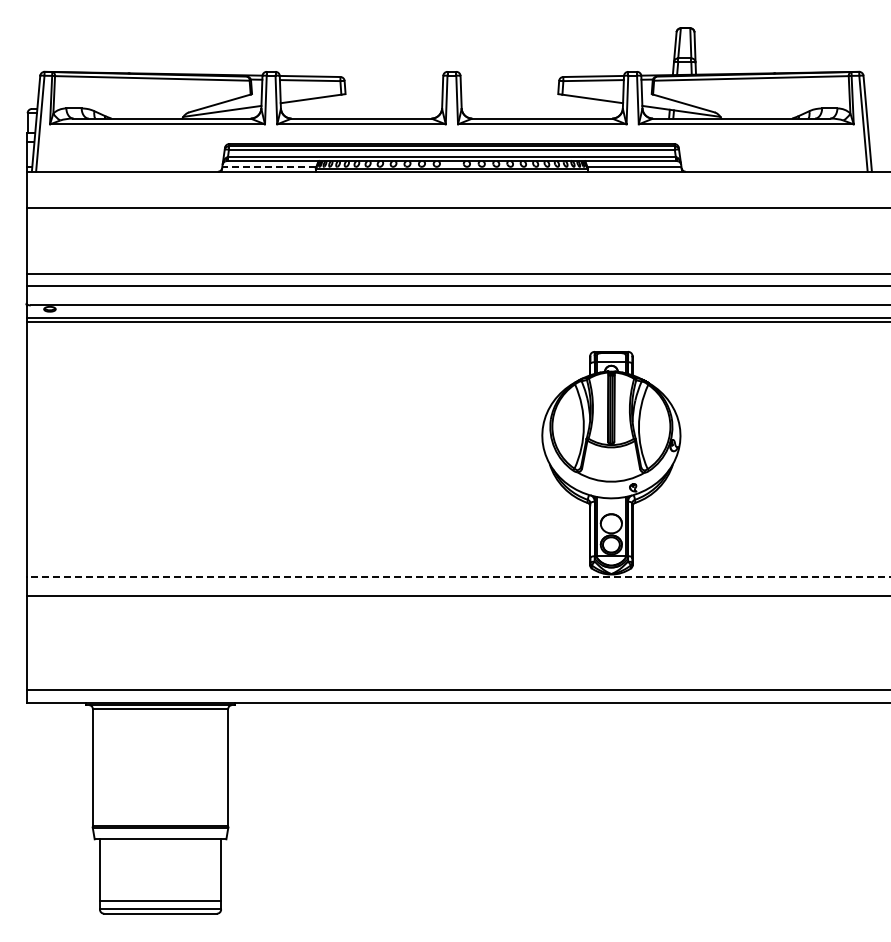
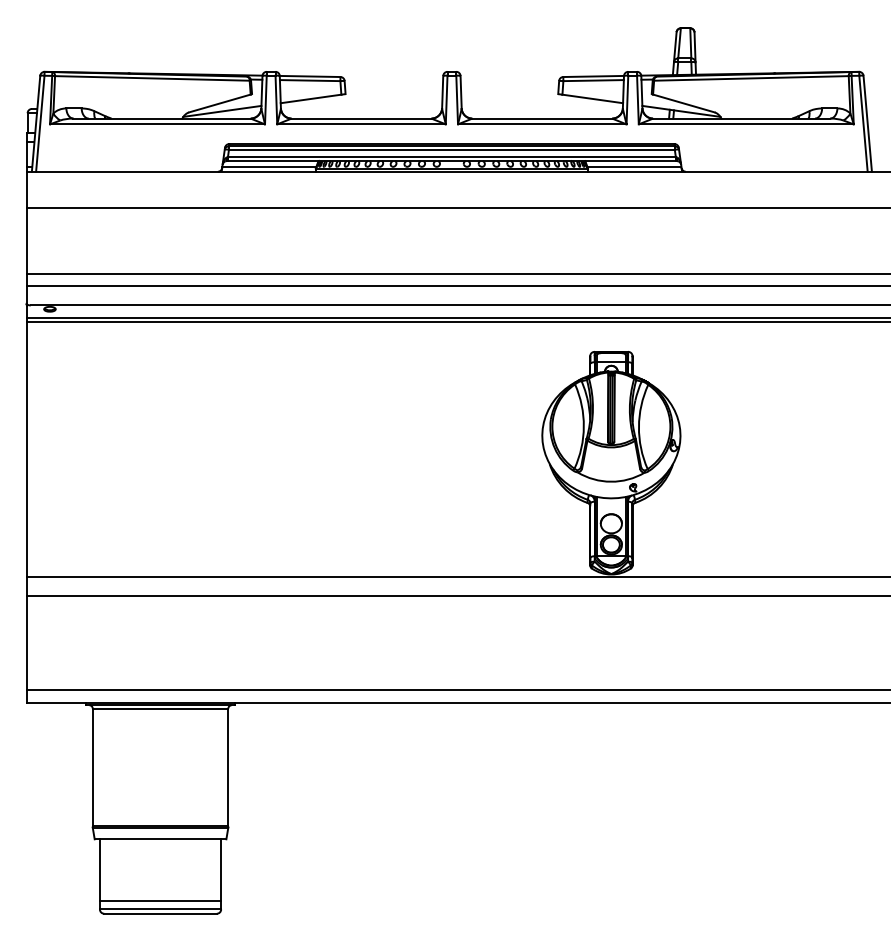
line: dashed -> solid (268, 166)
line: dashed -> solid (458, 576)
